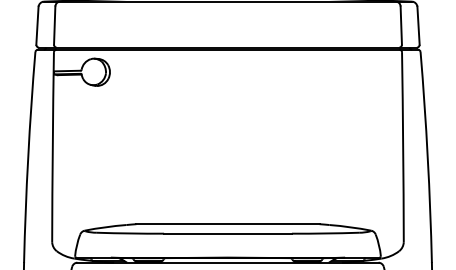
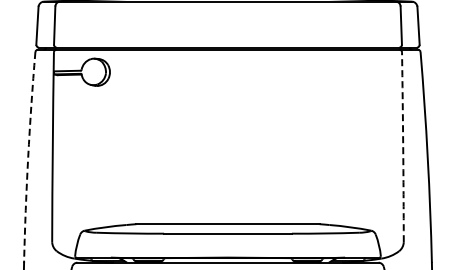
arc: solid -> dashed (403, 147)
arc: solid -> dashed (28, 157)
